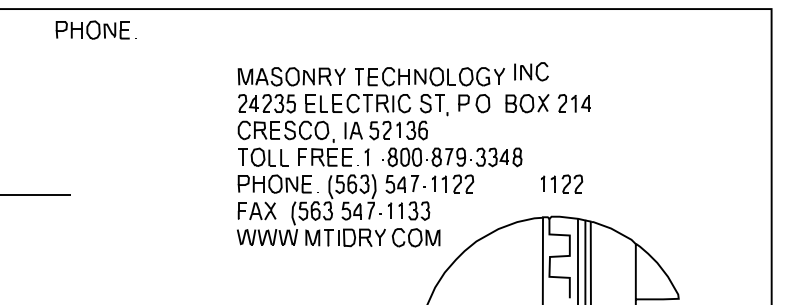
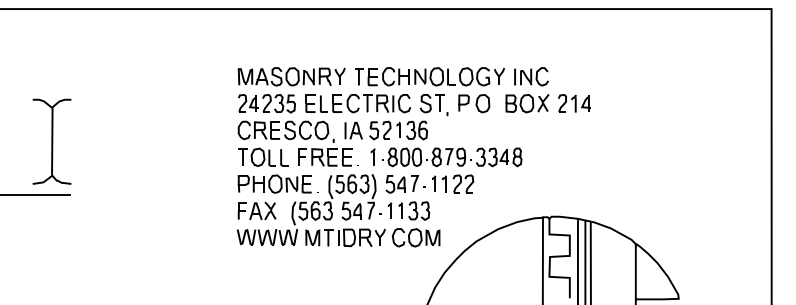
part: present -> none (95, 29)
part position: (531, 71) -> (531, 76) (531, 76)
part: none -> present (51, 141)
part position: (366, 157) -> (372, 157) (372, 157)
part: present -> none (562, 183)
